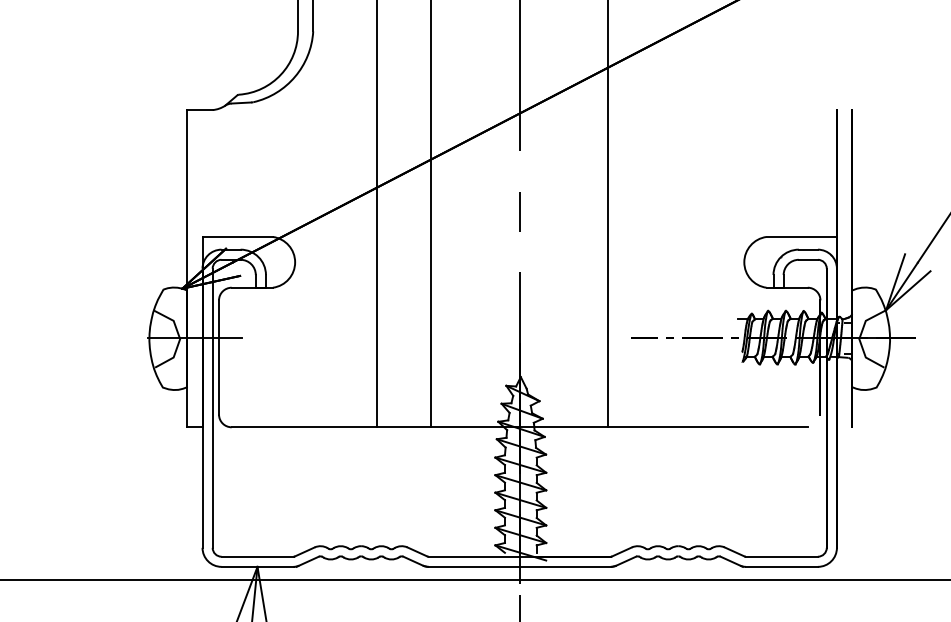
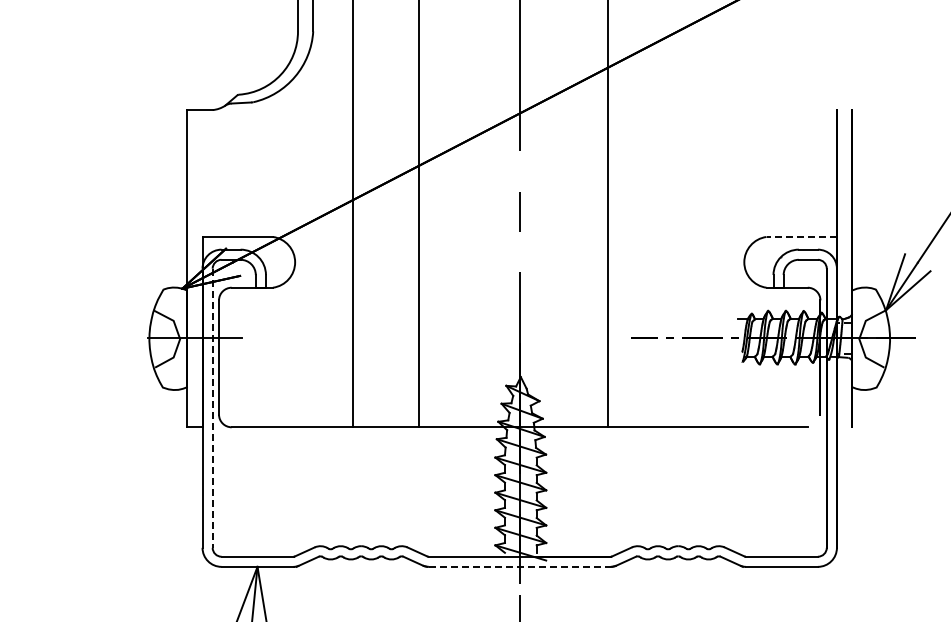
line position: (377, 214) -> (353, 214) (353, 214)
line position: (431, 214) -> (419, 214) (419, 214)
line: solid -> dashed (801, 236)
line: solid -> dashed (212, 408)
line: solid -> dashed (519, 566)
line: present -> none (474, 579)
